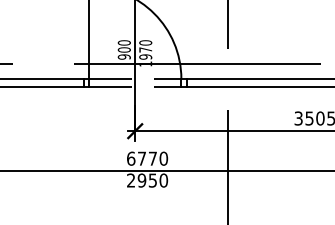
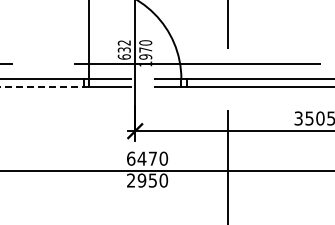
text: 900 -> 632 (123, 49)
line: solid -> dashed (44, 87)
text: 6770 -> 6470 (141, 158)
